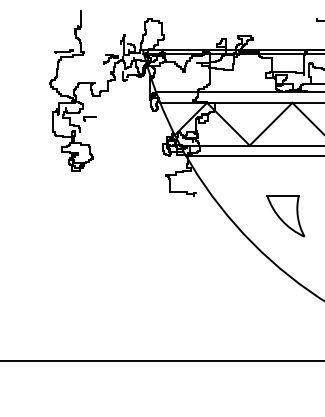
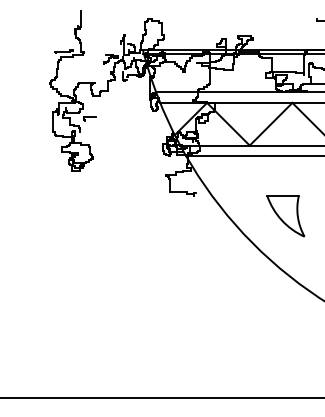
line position: (161, 360) -> (161, 397) (161, 397)
